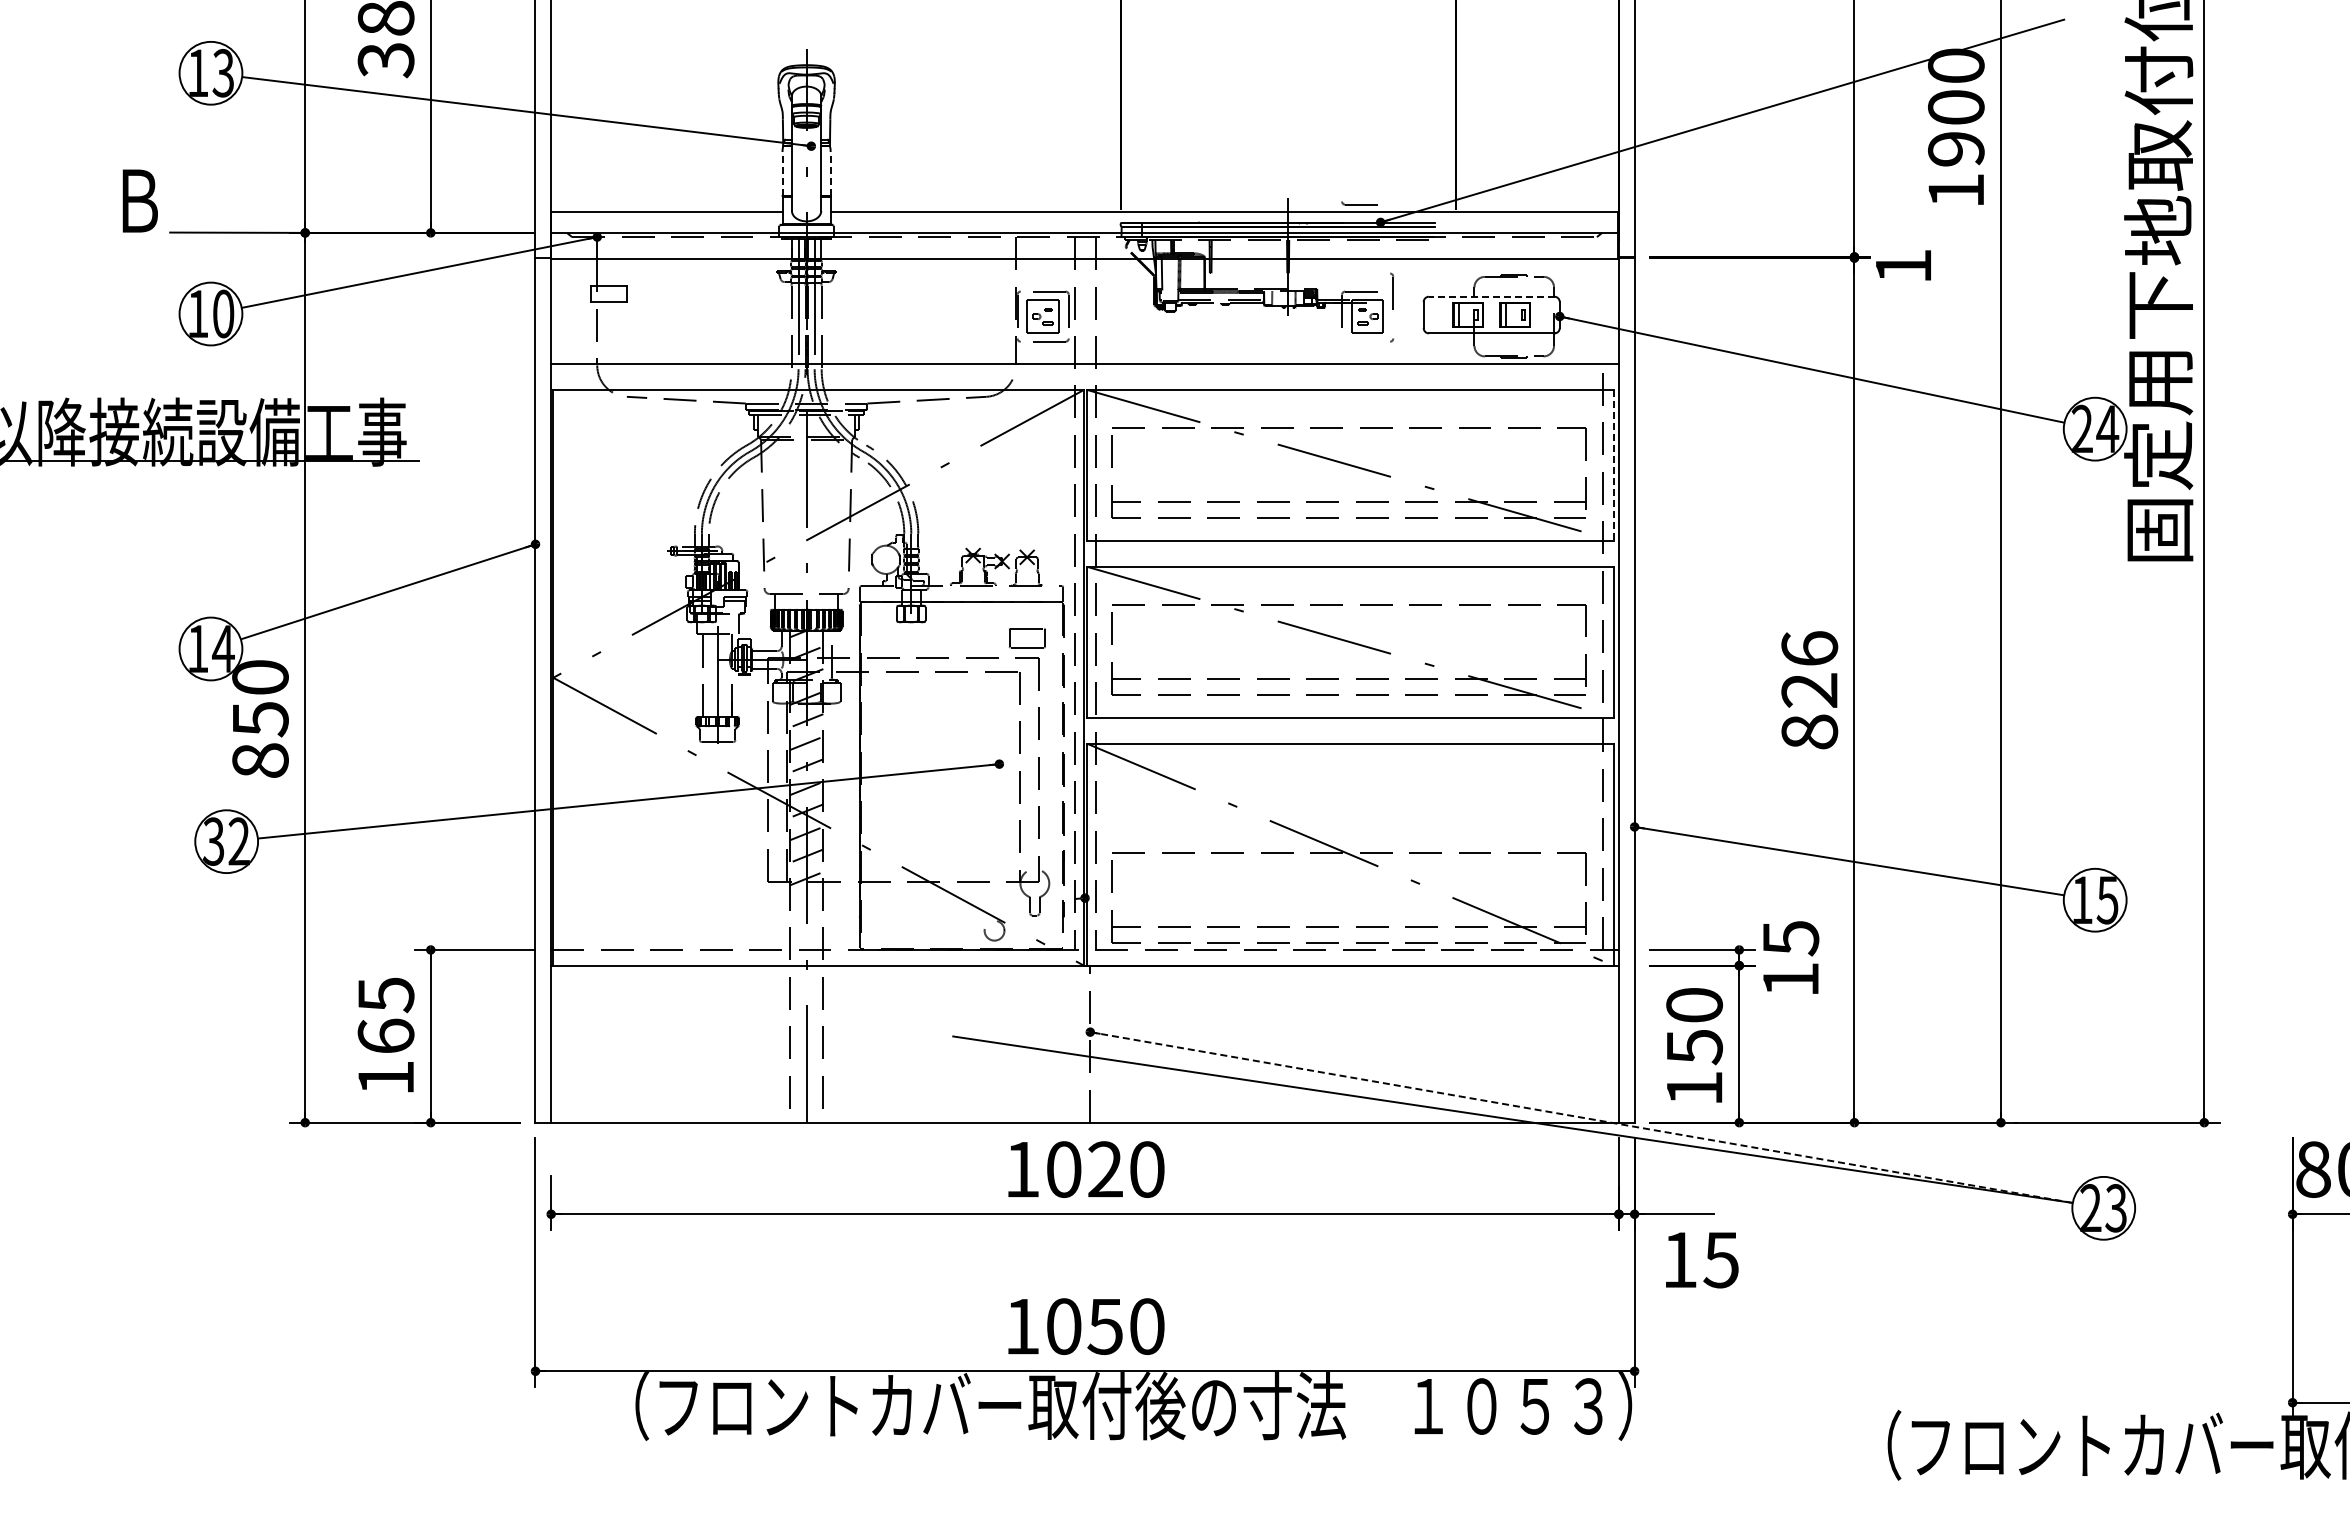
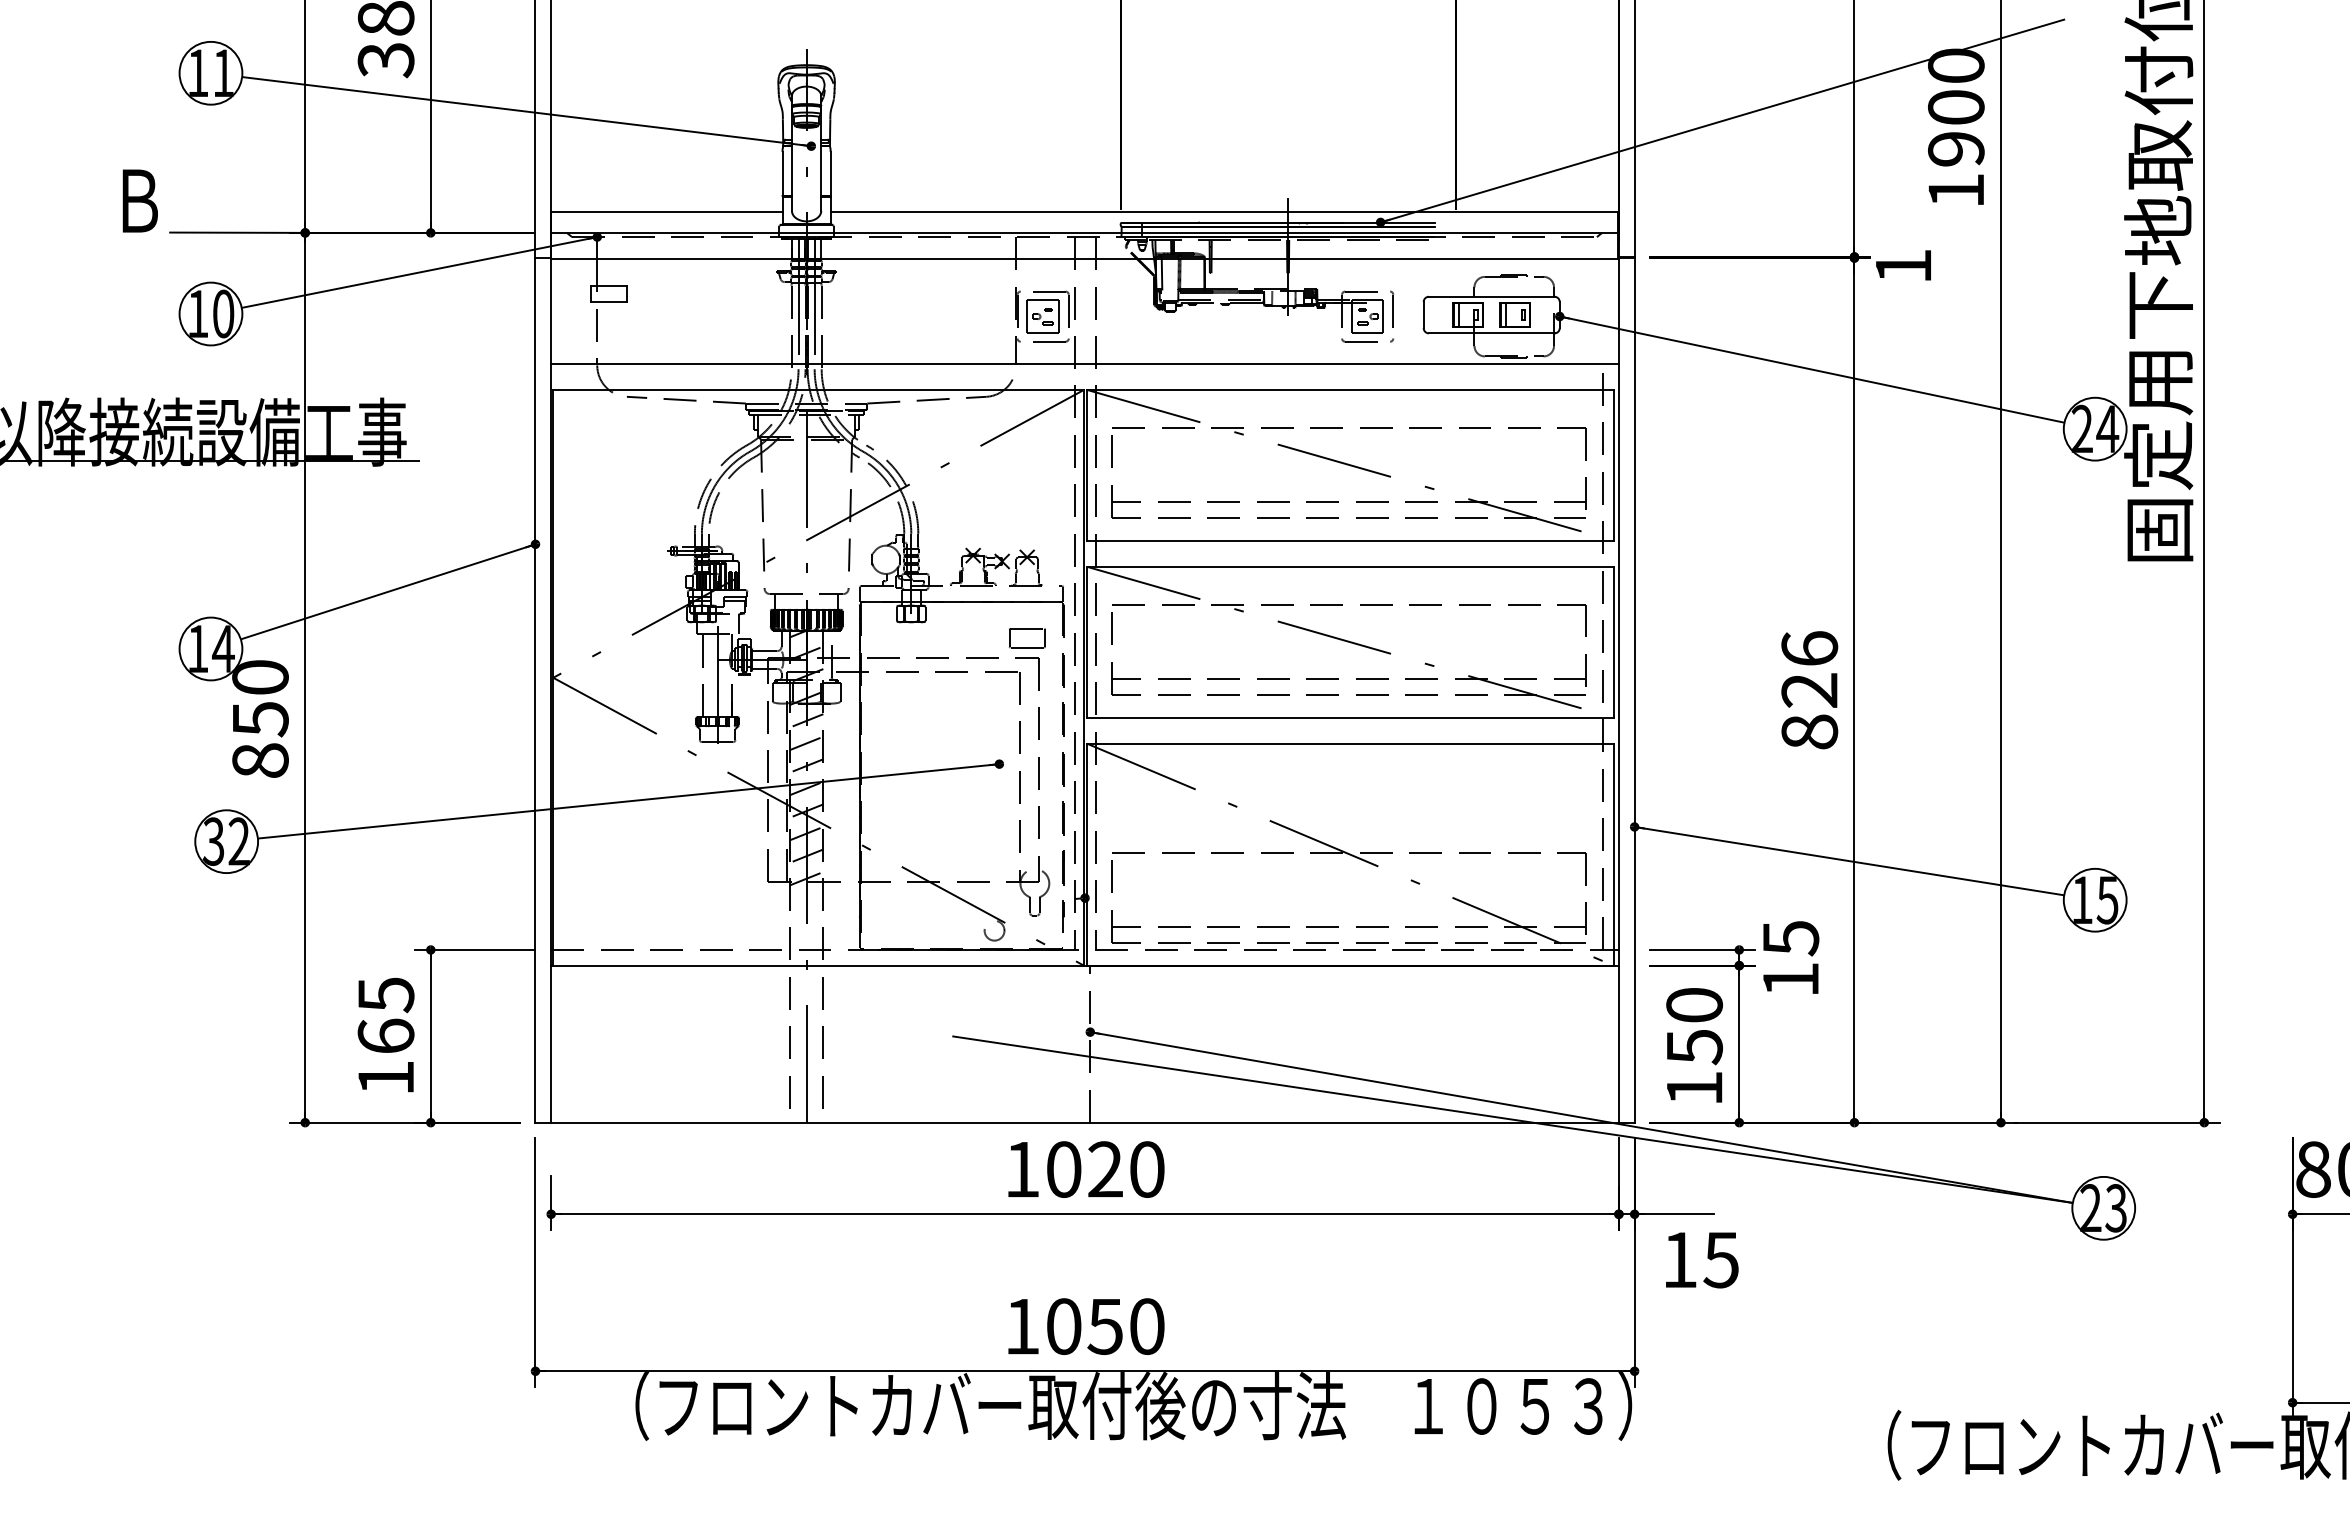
text: 13 -> 11 (222, 72)
line: dashed -> solid (782, 173)
line: dashed -> solid (830, 173)
part position: (1359, 203) -> (1359, 340) (1359, 340)
part position: (1392, 290) -> (1392, 308) (1392, 308)
line: dashed -> solid (1491, 296)
line: dashed -> solid (1613, 465)
line: dashed -> solid (1581, 1117)
